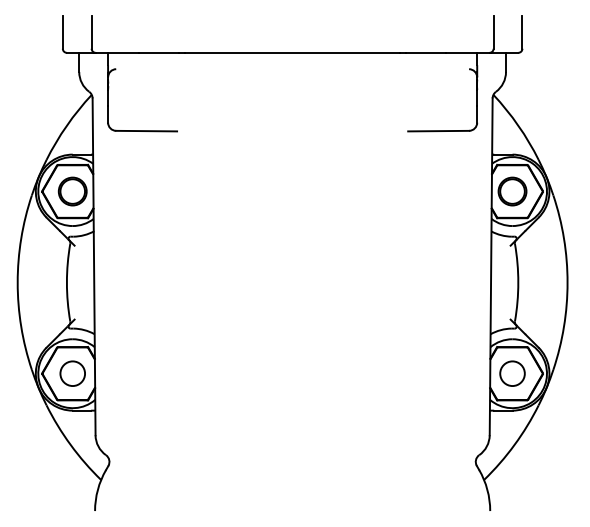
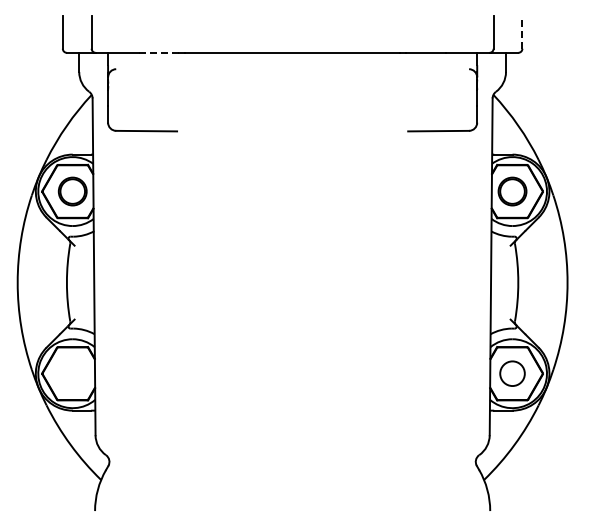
line: solid -> dashed (522, 31)
line: solid -> dashed (158, 52)
circle: present -> none (72, 373)
